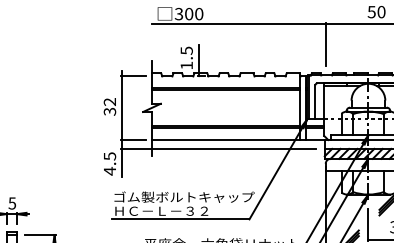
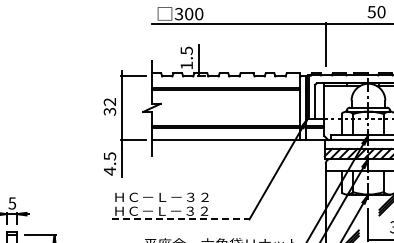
line: present -> none (218, 148)
text: ゴム製ボルトキャップ -> ＨＣ－Ｌ－３２ (184, 196)
line: solid -> dashed (180, 219)
